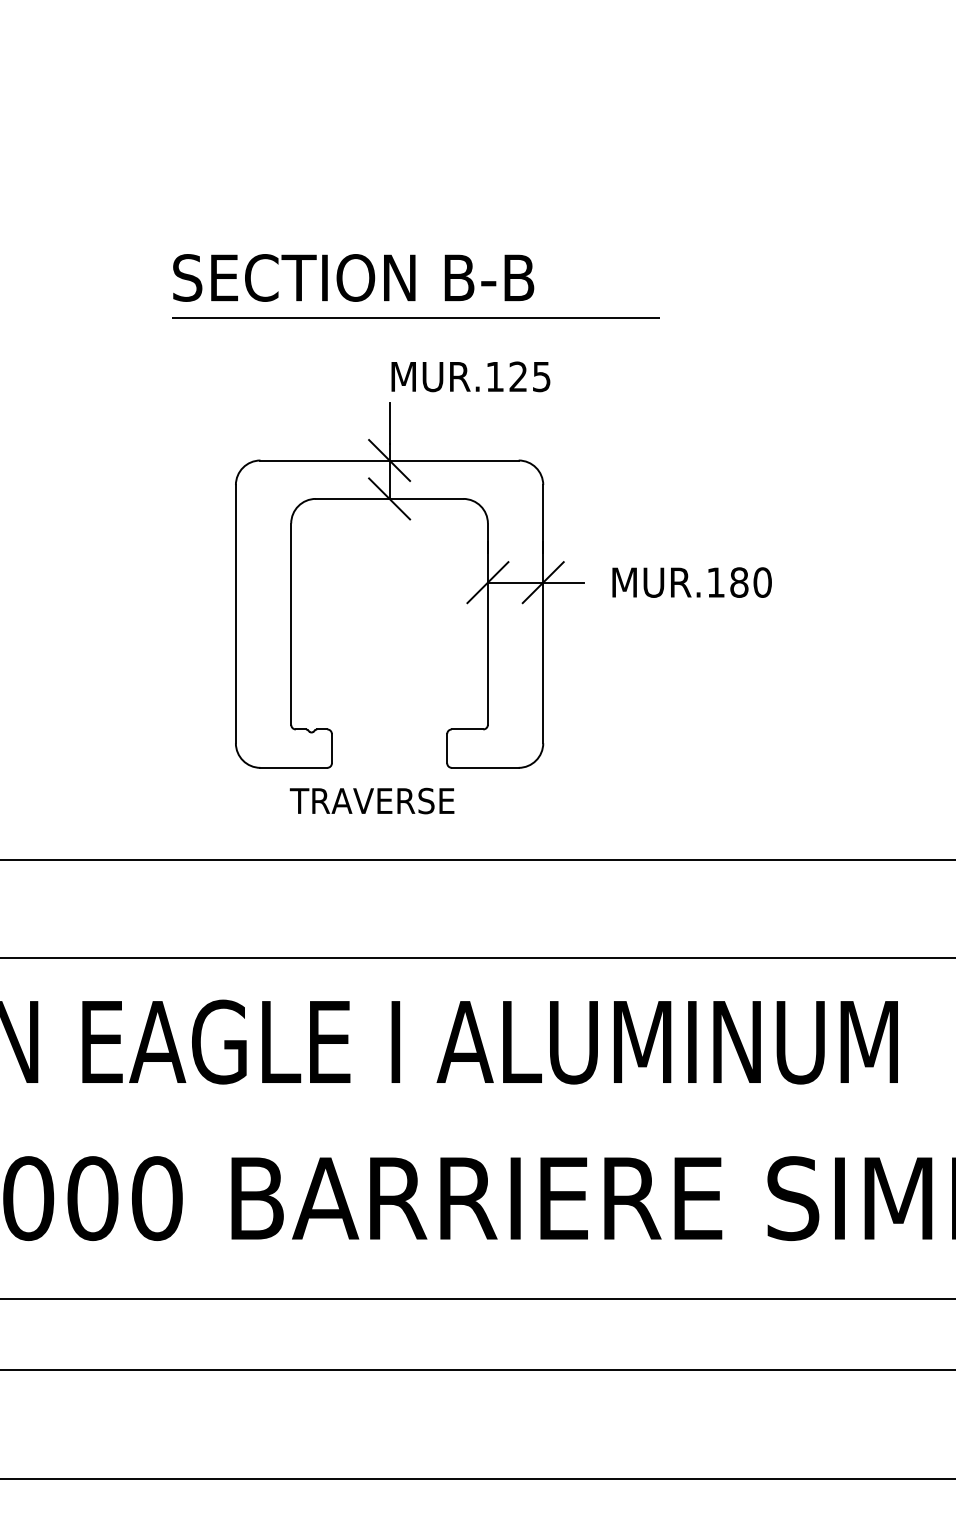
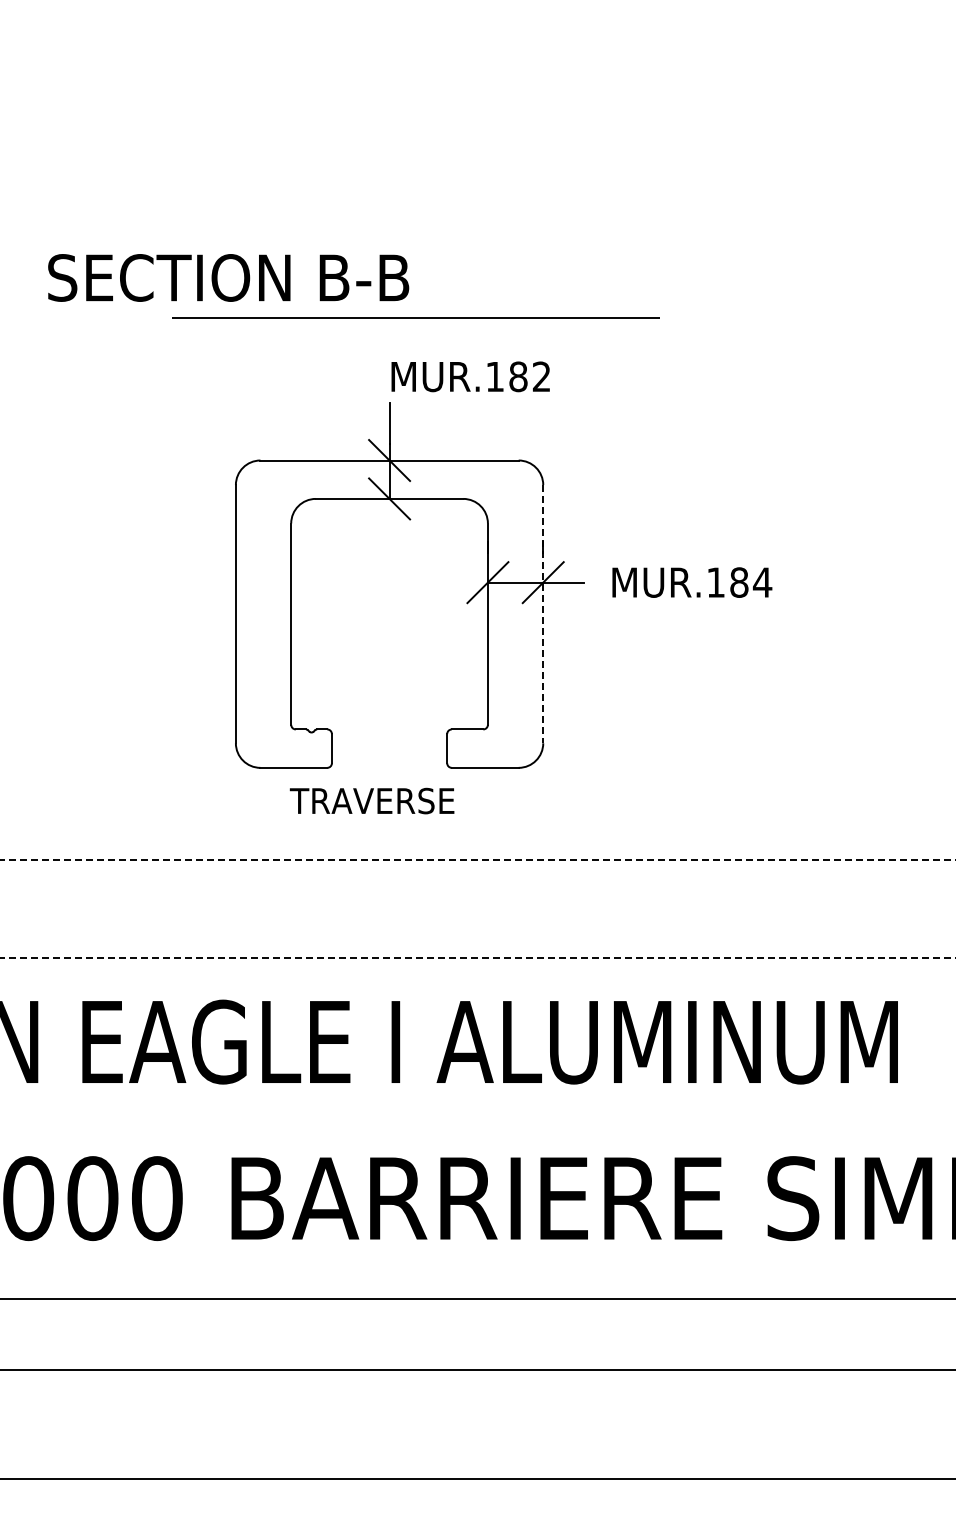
text position: (353, 277) -> (228, 277) (228, 277)
text: MUR.125 -> MUR.182 (529, 376)
text: MUR.180 -> MUR.184 (762, 582)
line: solid -> dashed (543, 614)
line: solid -> dashed (477, 859)
line: solid -> dashed (477, 958)
